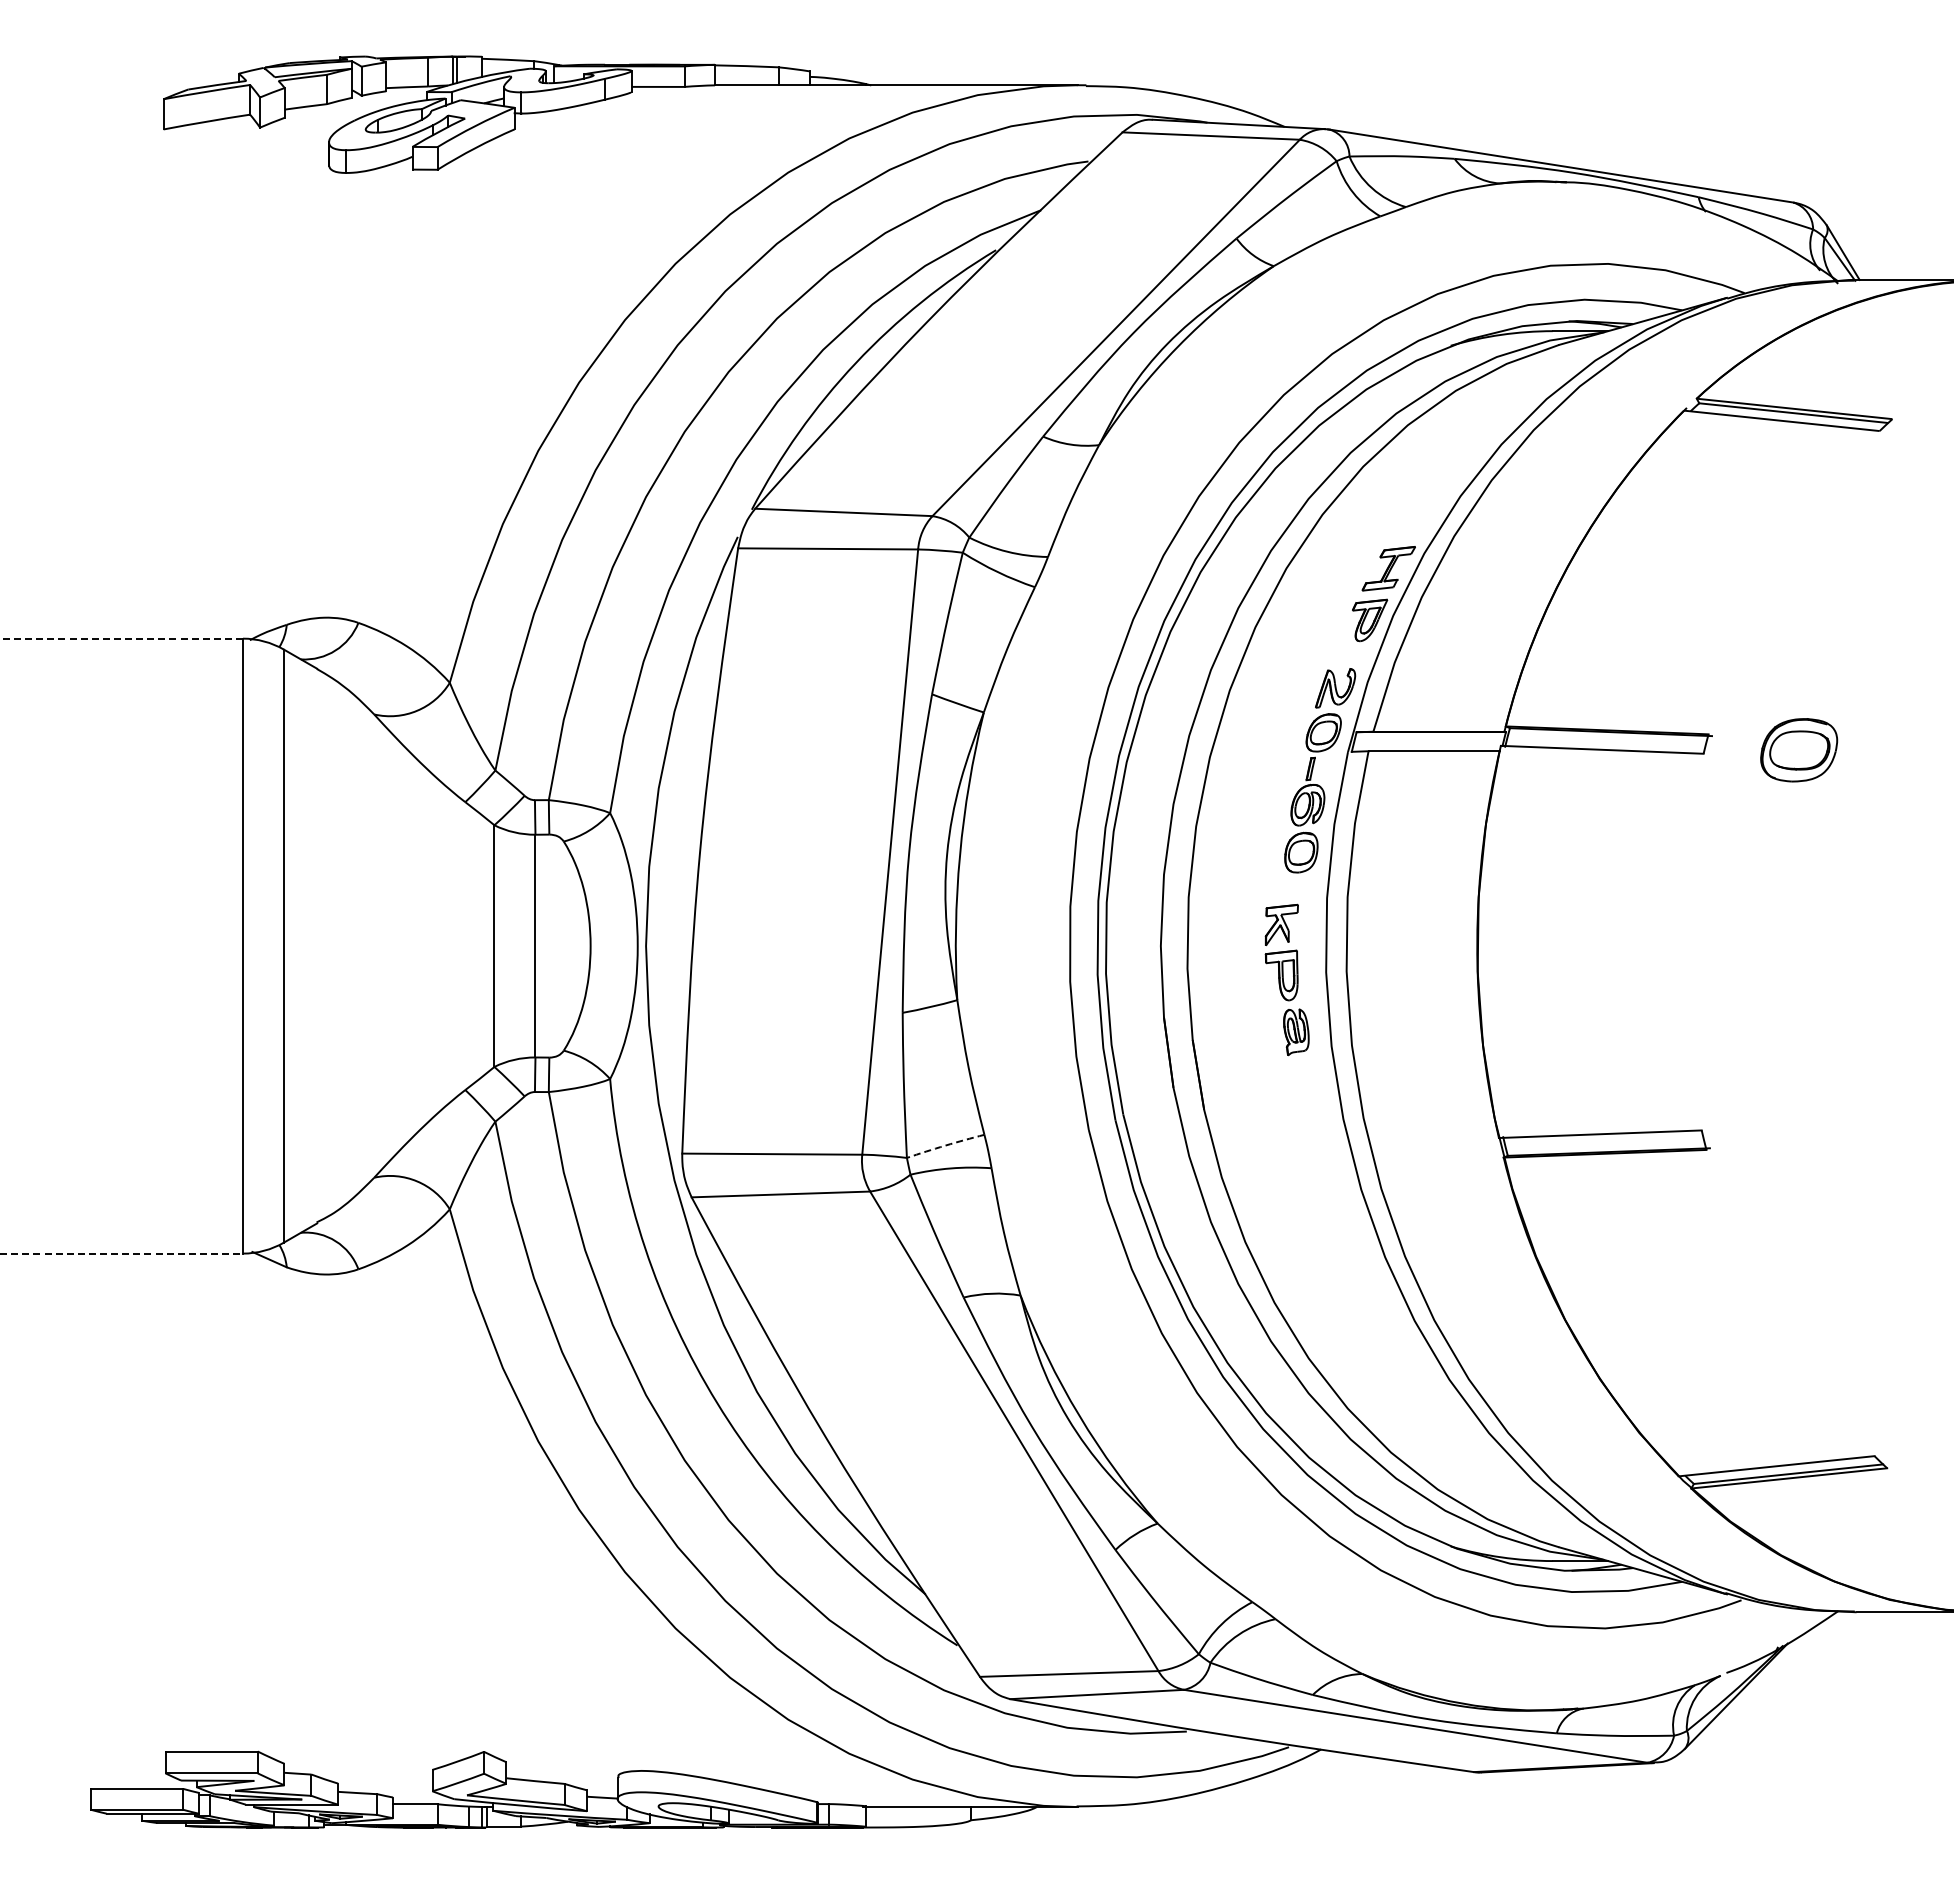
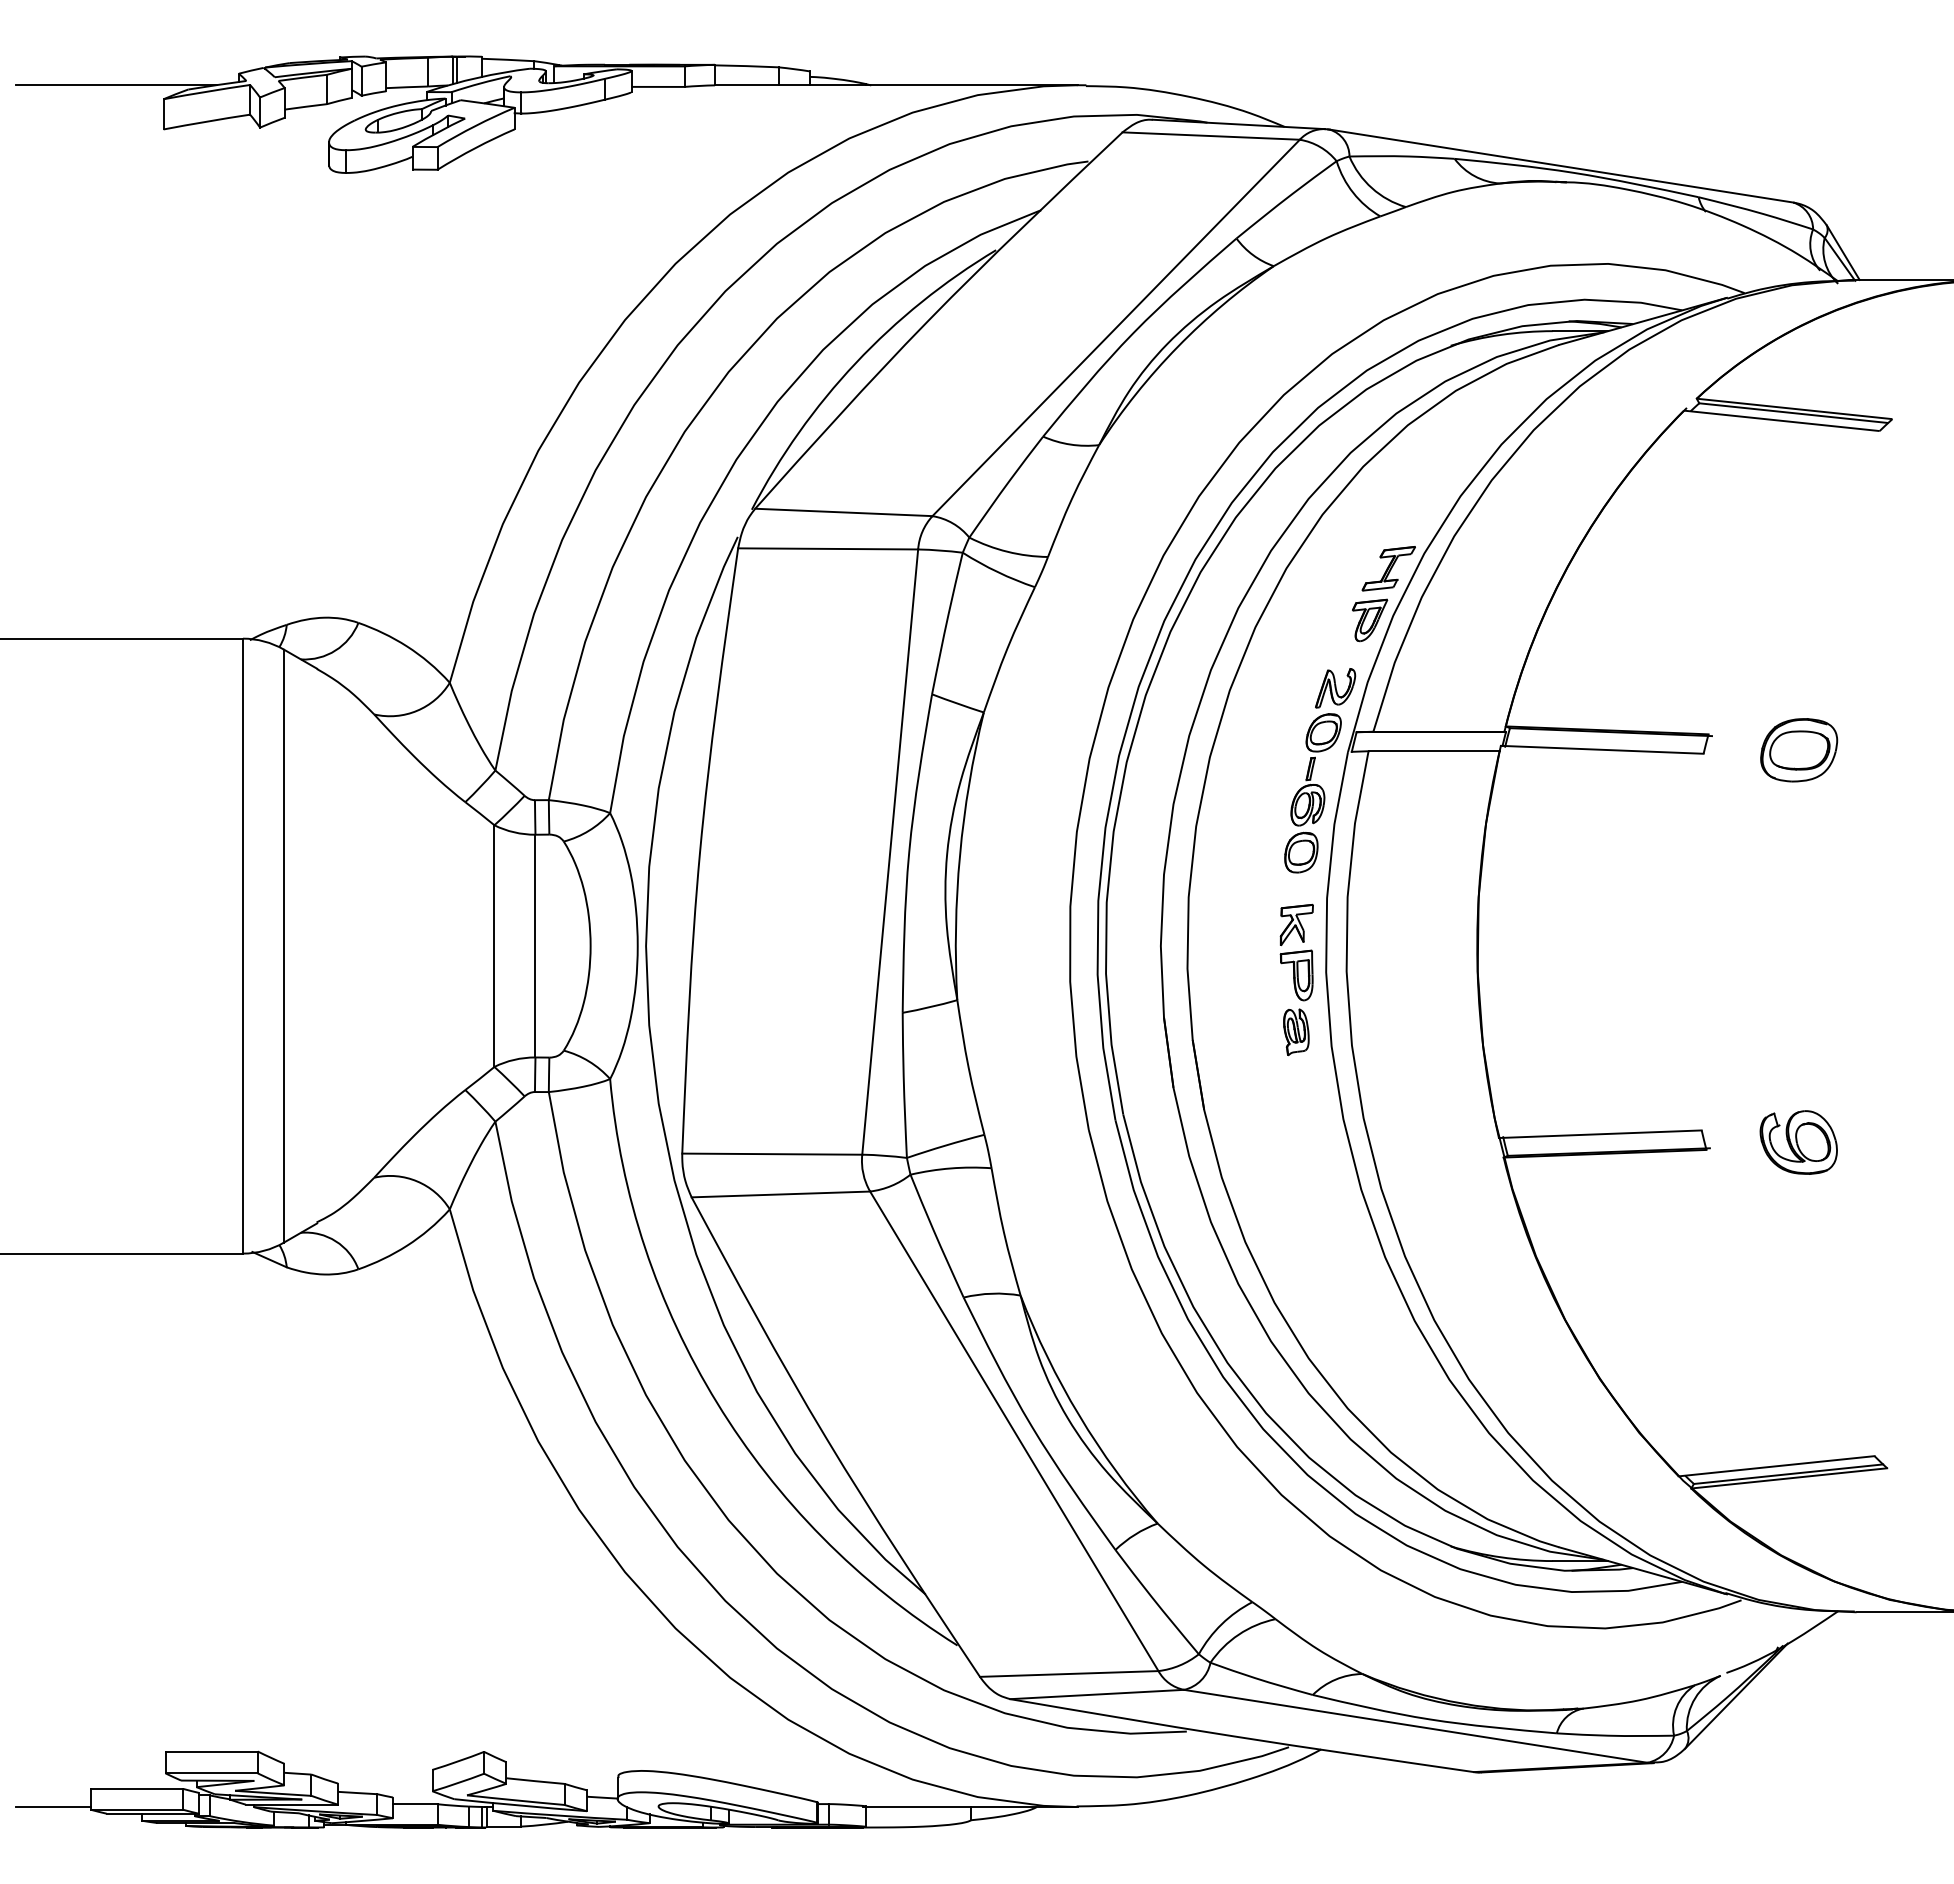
line: none -> present (115, 85)
line: dashed -> solid (121, 638)
part position: (1281, 952) -> (1296, 952) (1296, 952)
part: none -> present (1798, 1142)
arc: dashed -> solid (945, 1145)
line: dashed -> solid (122, 1253)
line: none -> present (53, 1807)
